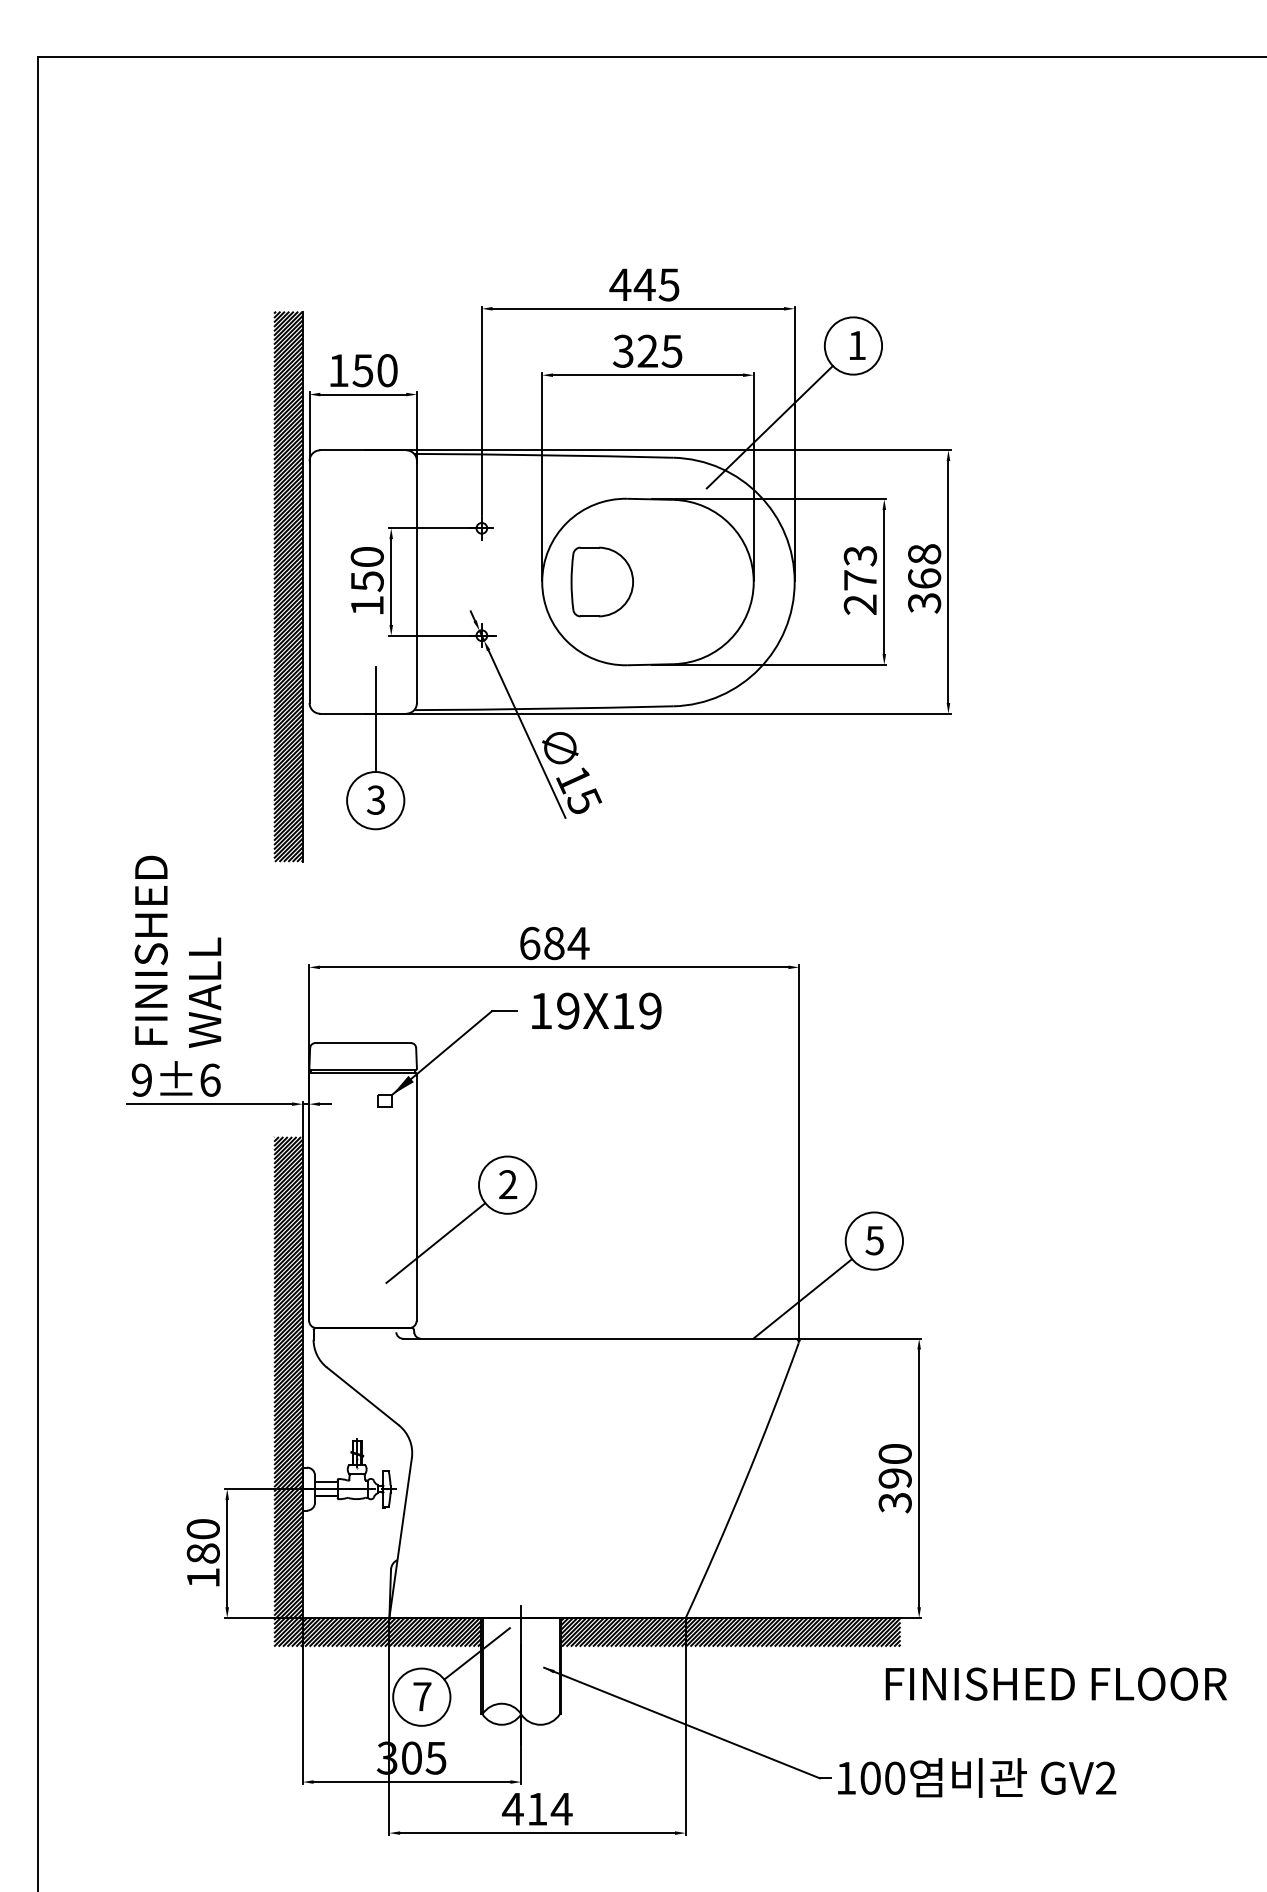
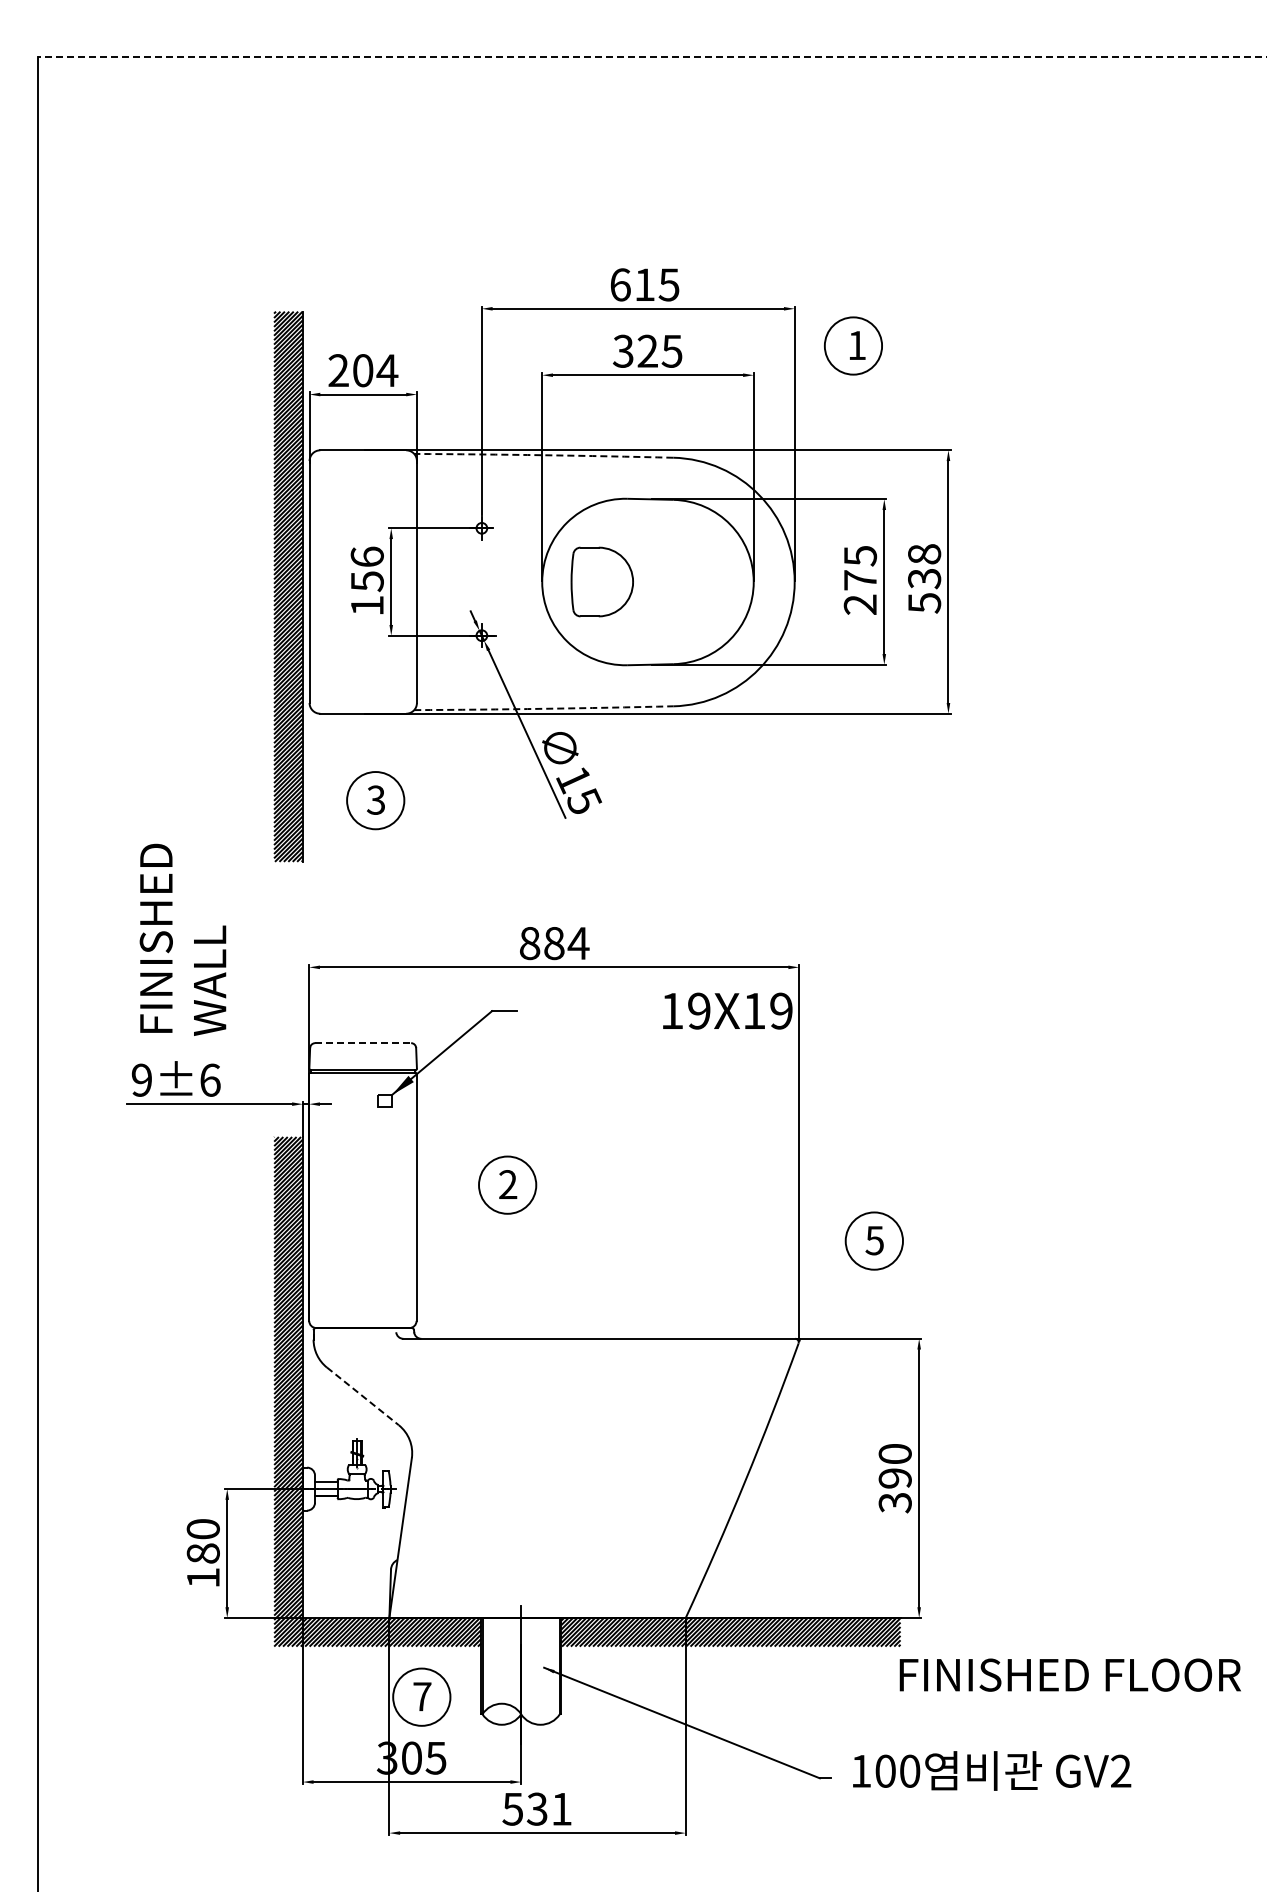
line: solid -> dashed (651, 56)
text: 445 -> 615 (632, 284)
text: 150 -> 204 (363, 370)
line: present -> none (769, 426)
arc: solid -> dashed (543, 455)
text: 150 -> 156 (366, 556)
text: 273 -> 275 (859, 556)
text: 368 -> 538 (924, 590)
arc: solid -> dashed (543, 708)
line: present -> none (375, 719)
text: 684 -> 884 (530, 943)
text position: (177, 951) -> (182, 939) (182, 939)
text position: (596, 1010) -> (727, 1010) (727, 1010)
line: solid -> dashed (363, 1043)
line: present -> none (435, 1242)
line: present -> none (802, 1298)
line: solid -> dashed (363, 1396)
line: present -> none (476, 1653)
text position: (1055, 1683) -> (1069, 1674) (1069, 1674)
text position: (977, 1777) -> (992, 1770) (992, 1770)
text: 414 -> 531 (536, 1808)
